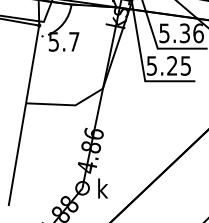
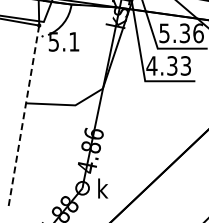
text: 5.7 -> 5.1 (74, 41)
text: 5.25 -> 4.33 (168, 65)
line: solid -> dashed (23, 116)
